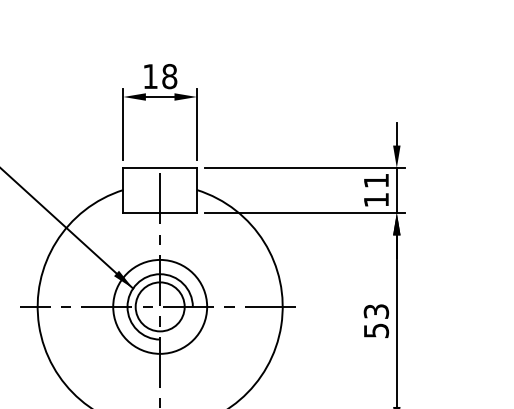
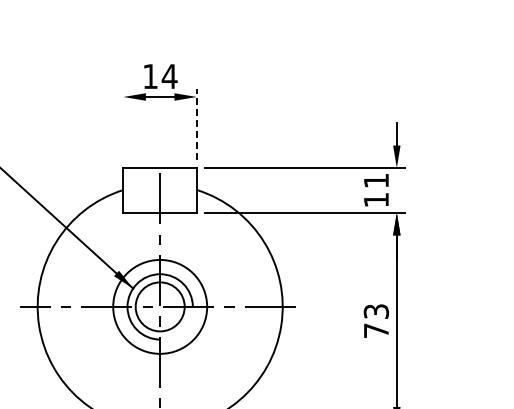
text: 18 -> 14 (169, 76)
line: present -> none (123, 123)
line: solid -> dashed (196, 124)
line: present -> none (396, 190)
text: 53 -> 73 (376, 330)
